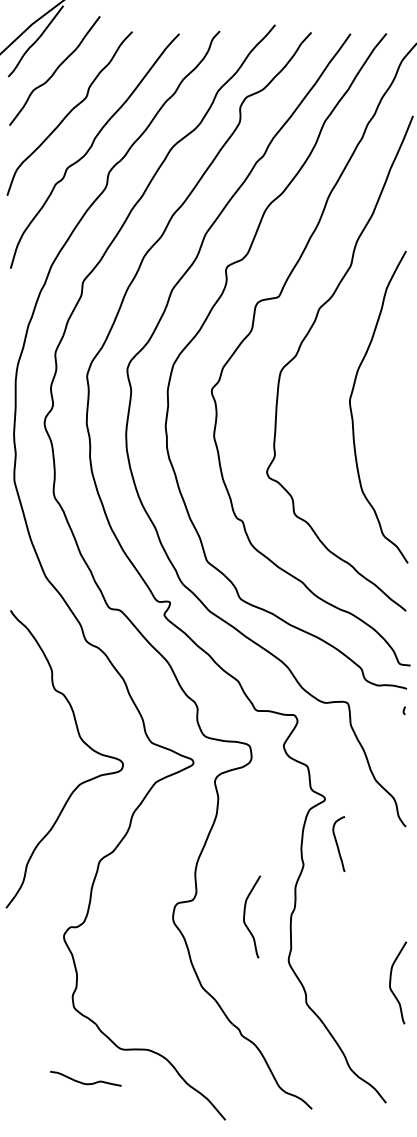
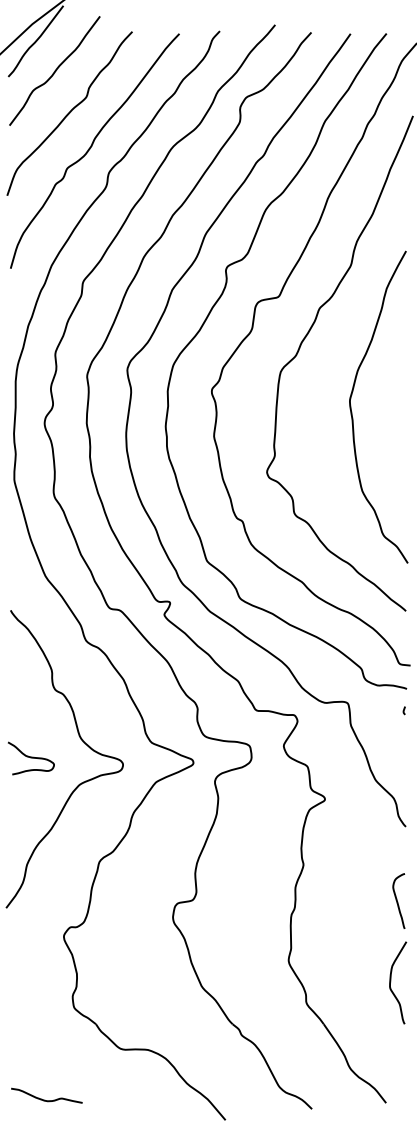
curve: none -> present (31, 758)
curve position: (337, 843) -> (397, 900) (397, 900)
curve: present -> none (245, 915)
curve position: (83, 1082) -> (44, 1099) (44, 1099)
